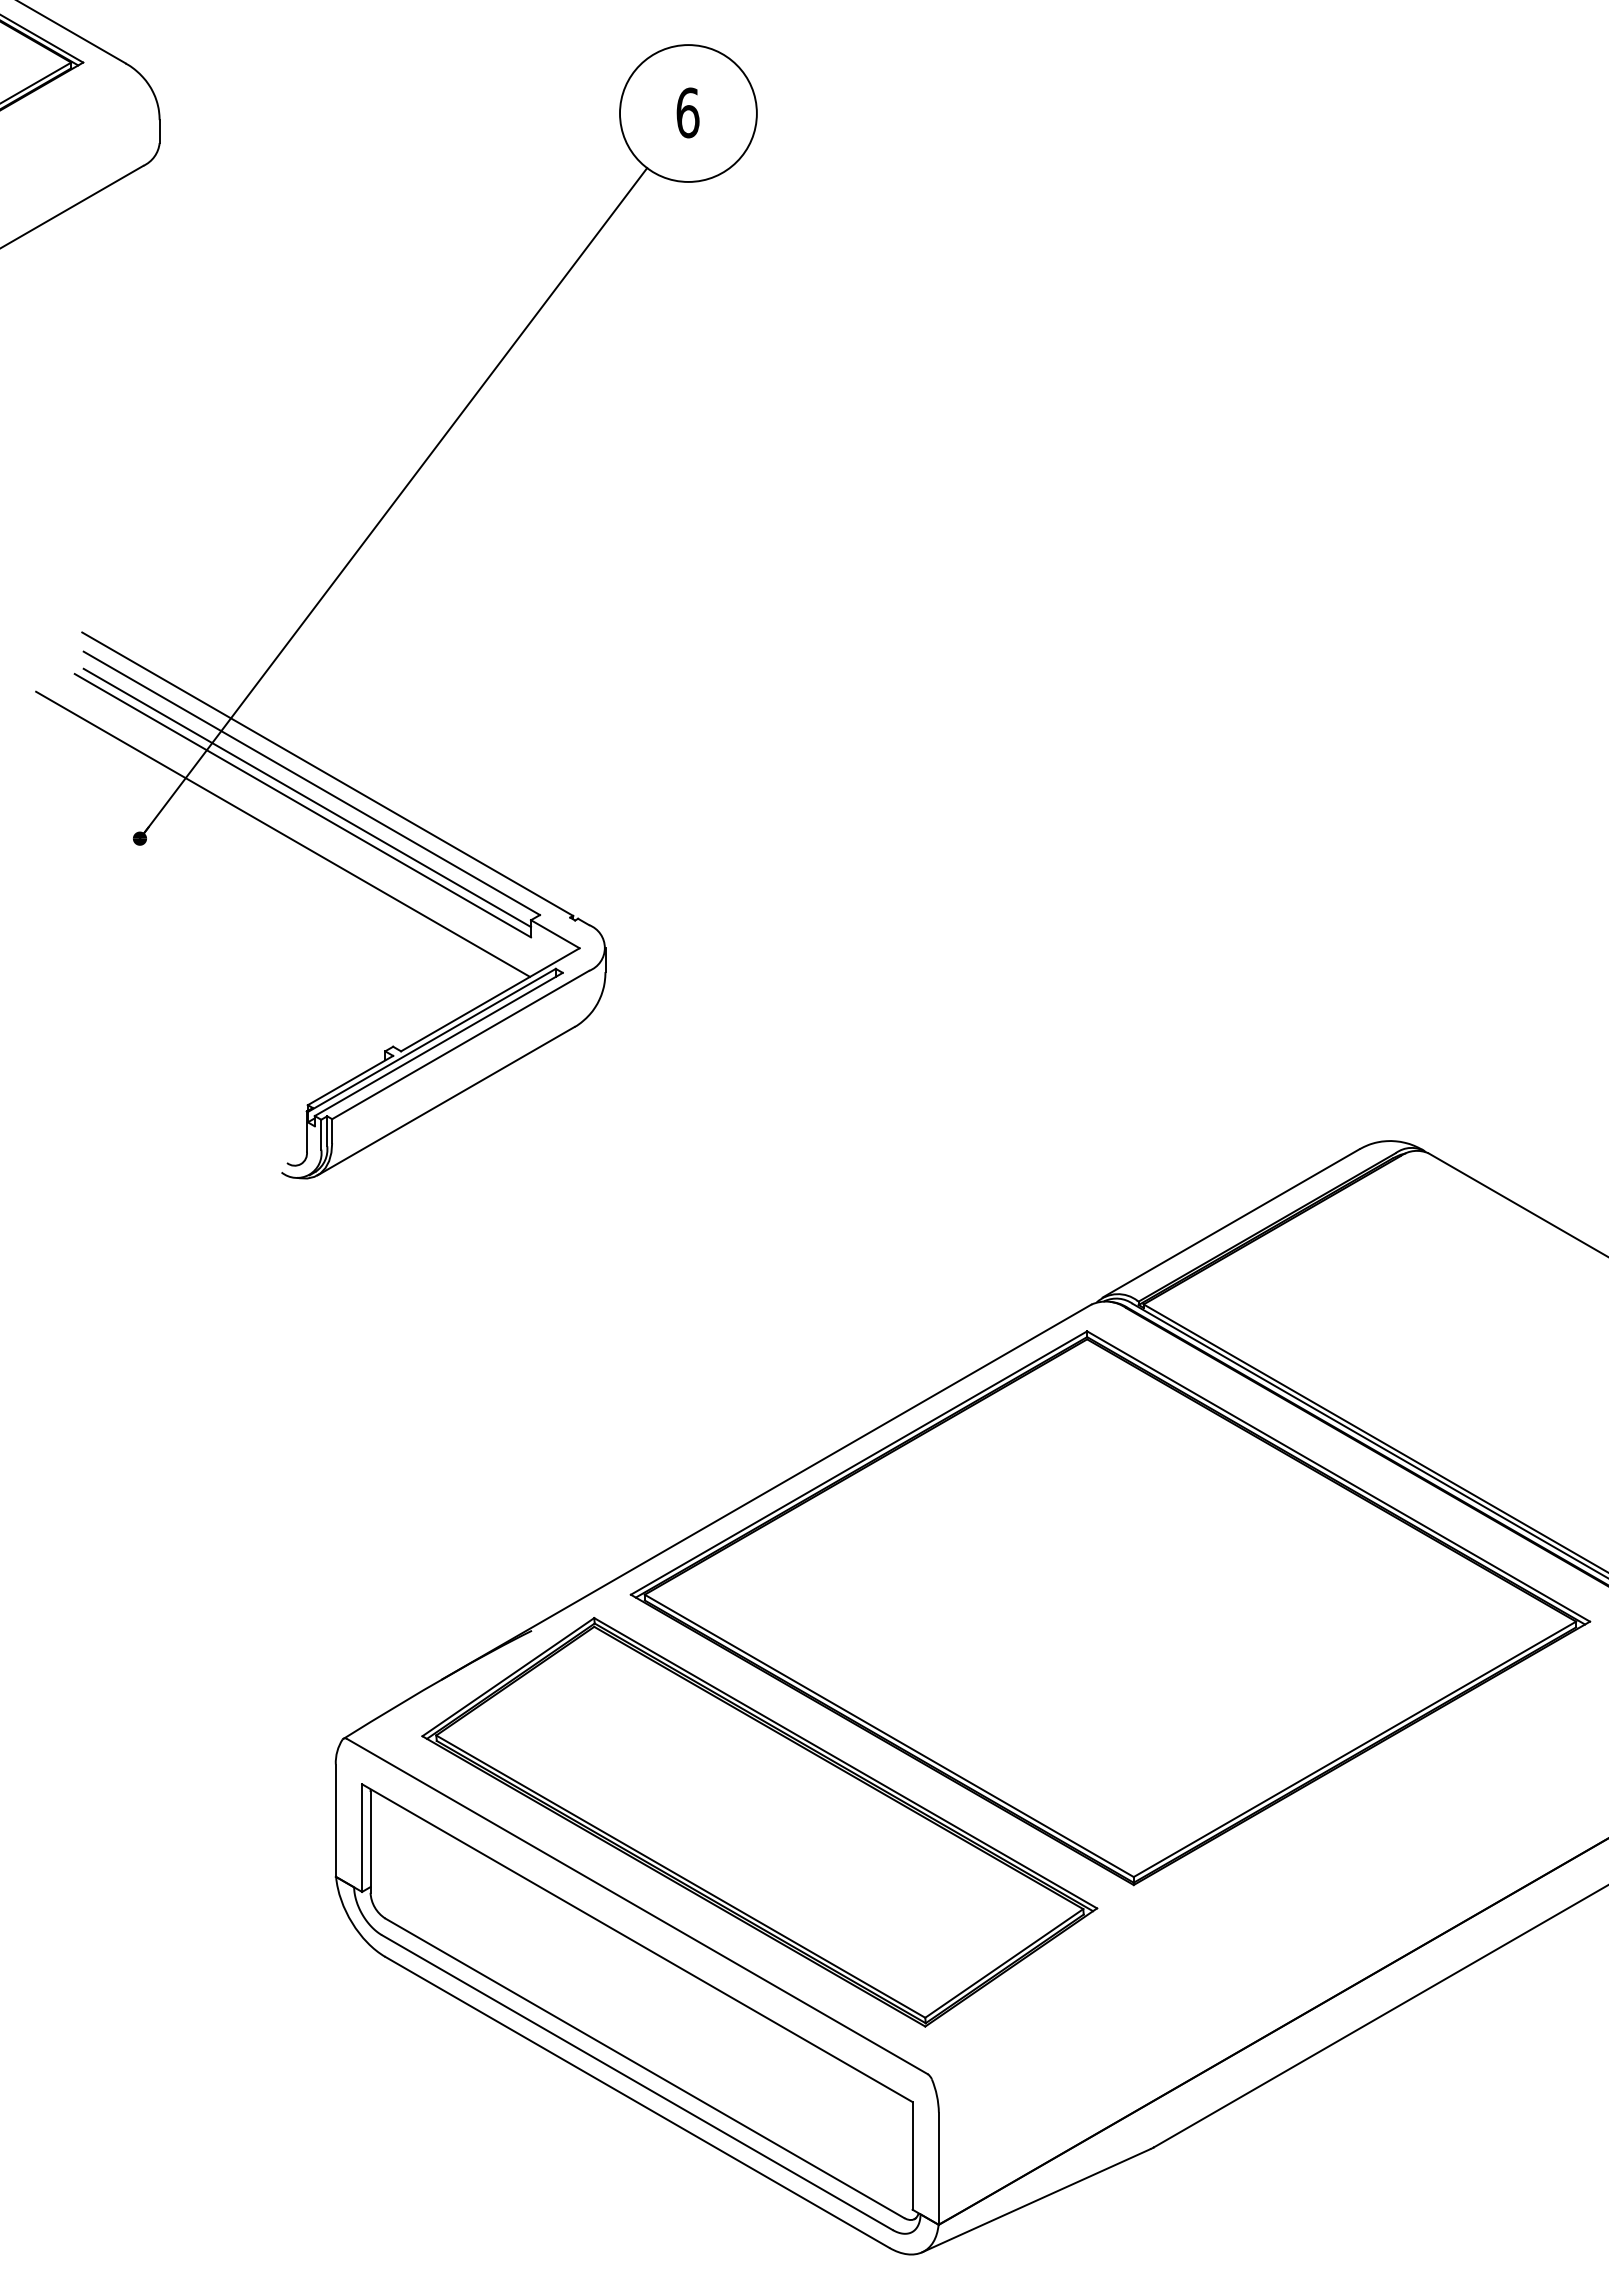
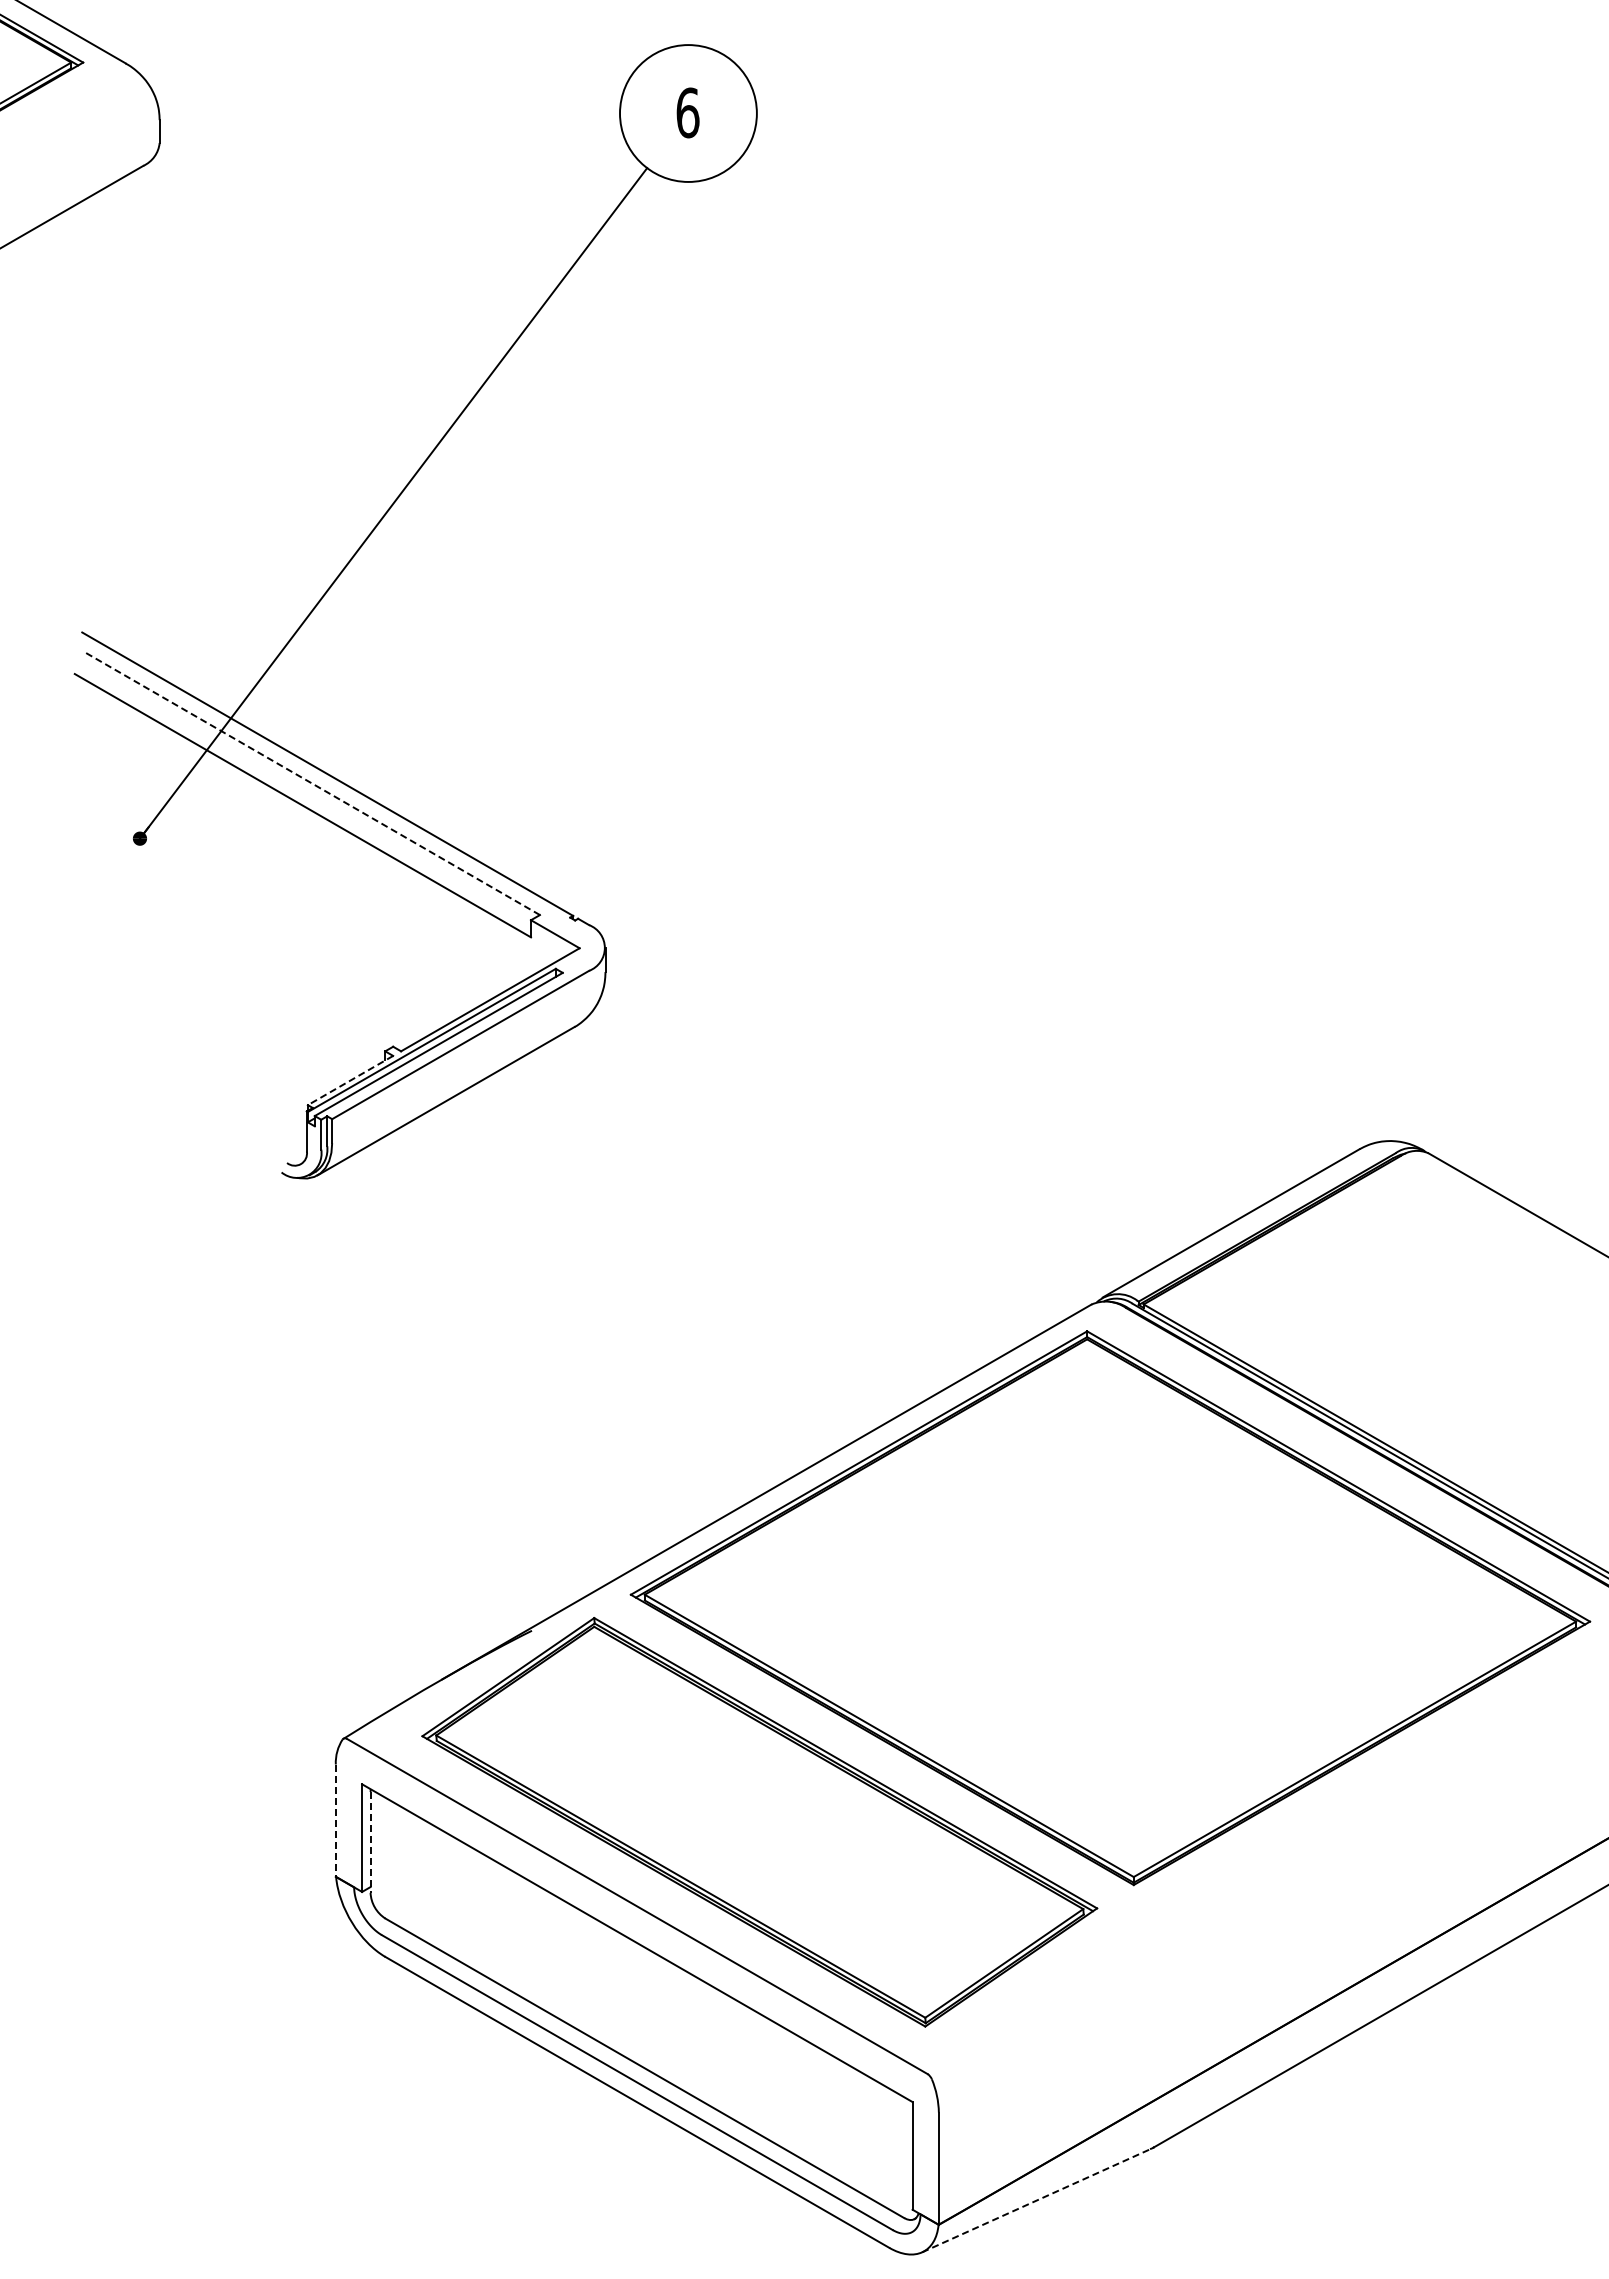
line: solid -> dashed (311, 783)
line: present -> none (307, 797)
line: present -> none (283, 833)
line: solid -> dashed (350, 1080)
line: solid -> dashed (335, 1821)
line: solid -> dashed (370, 1842)
line: solid -> dashed (1036, 2200)
